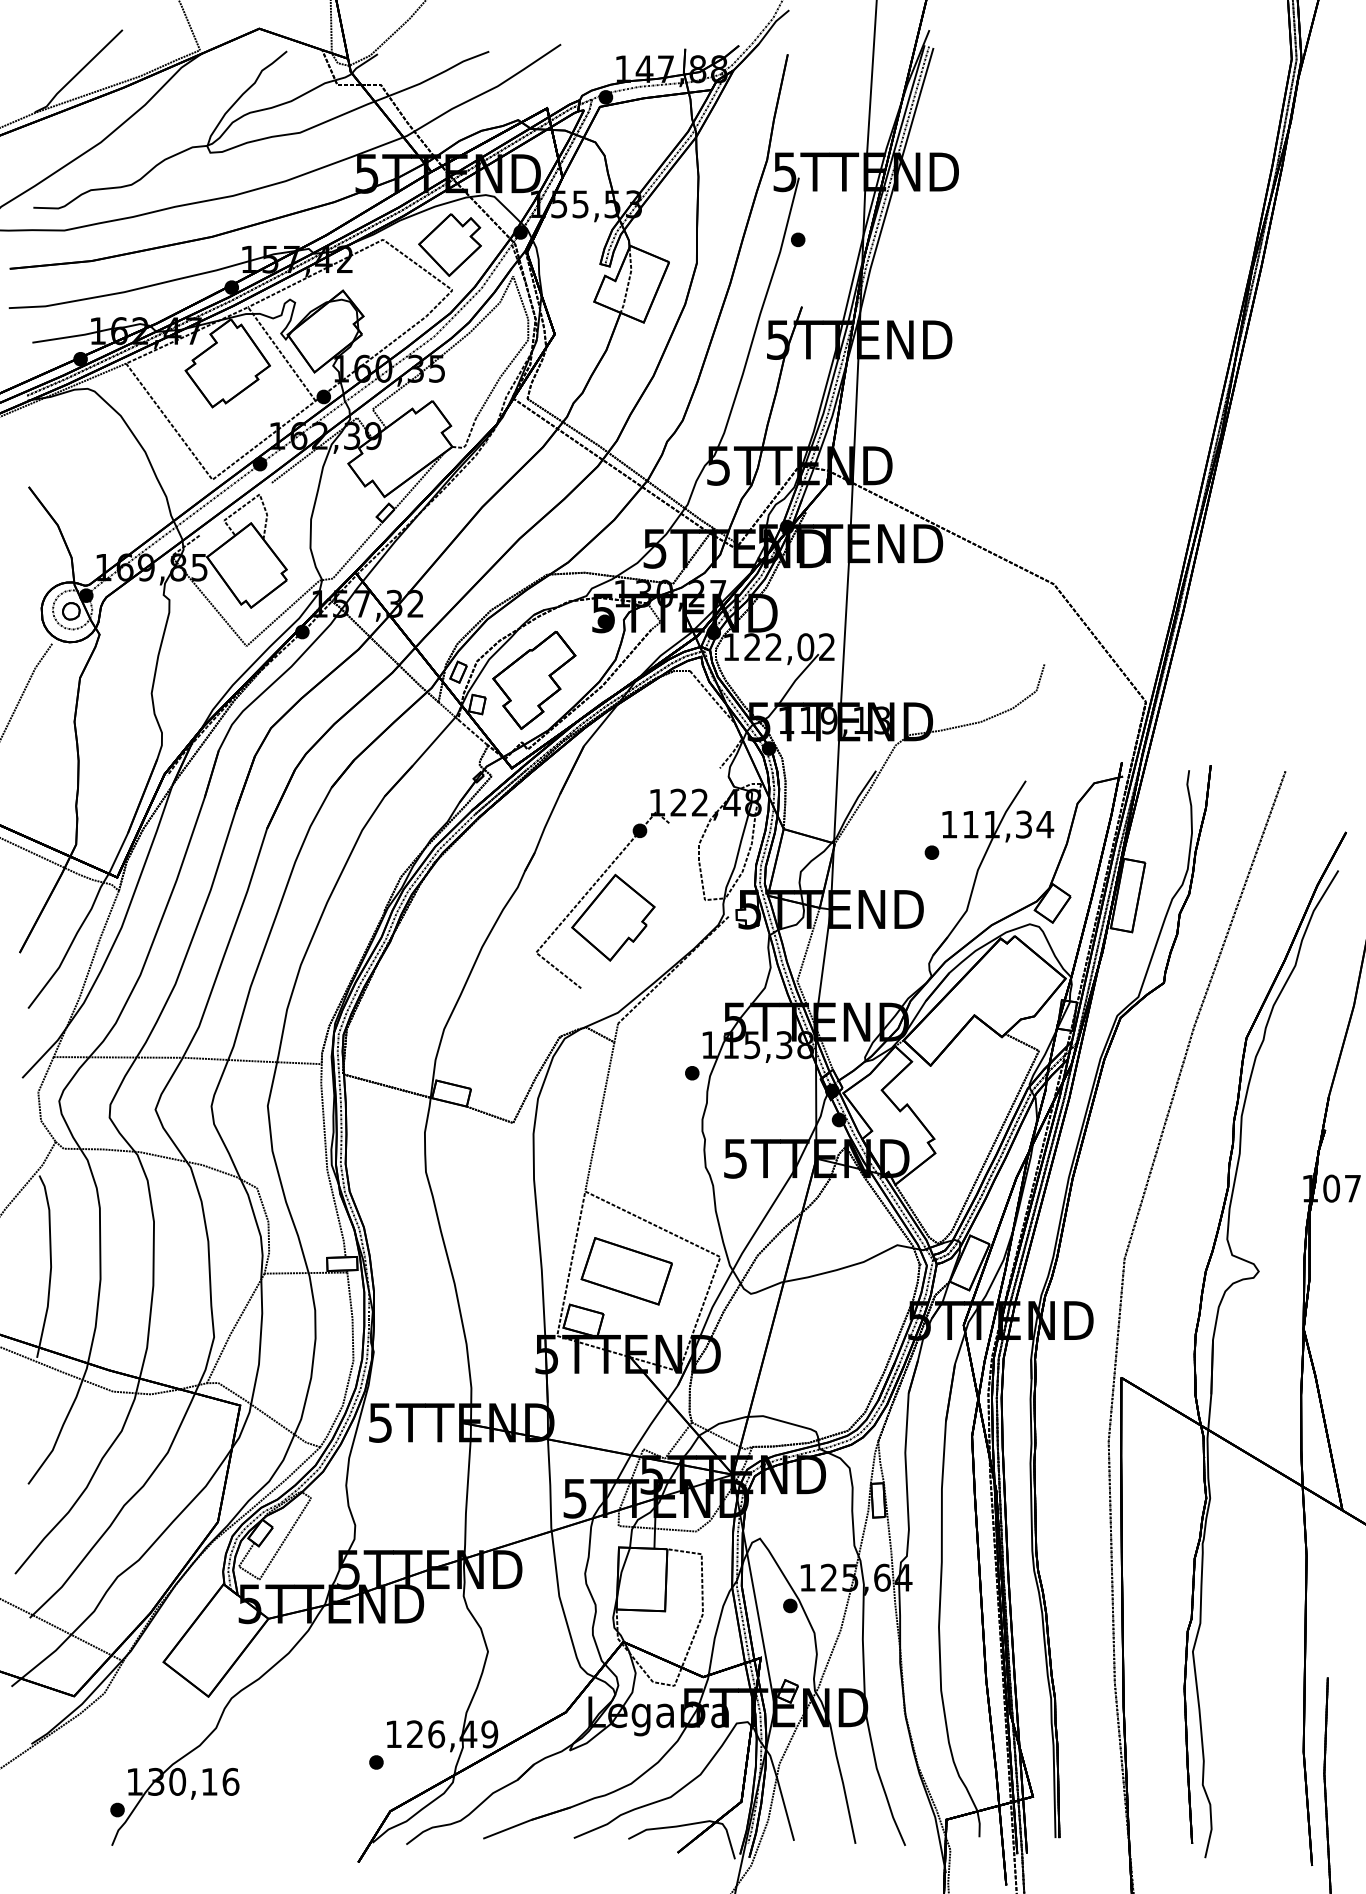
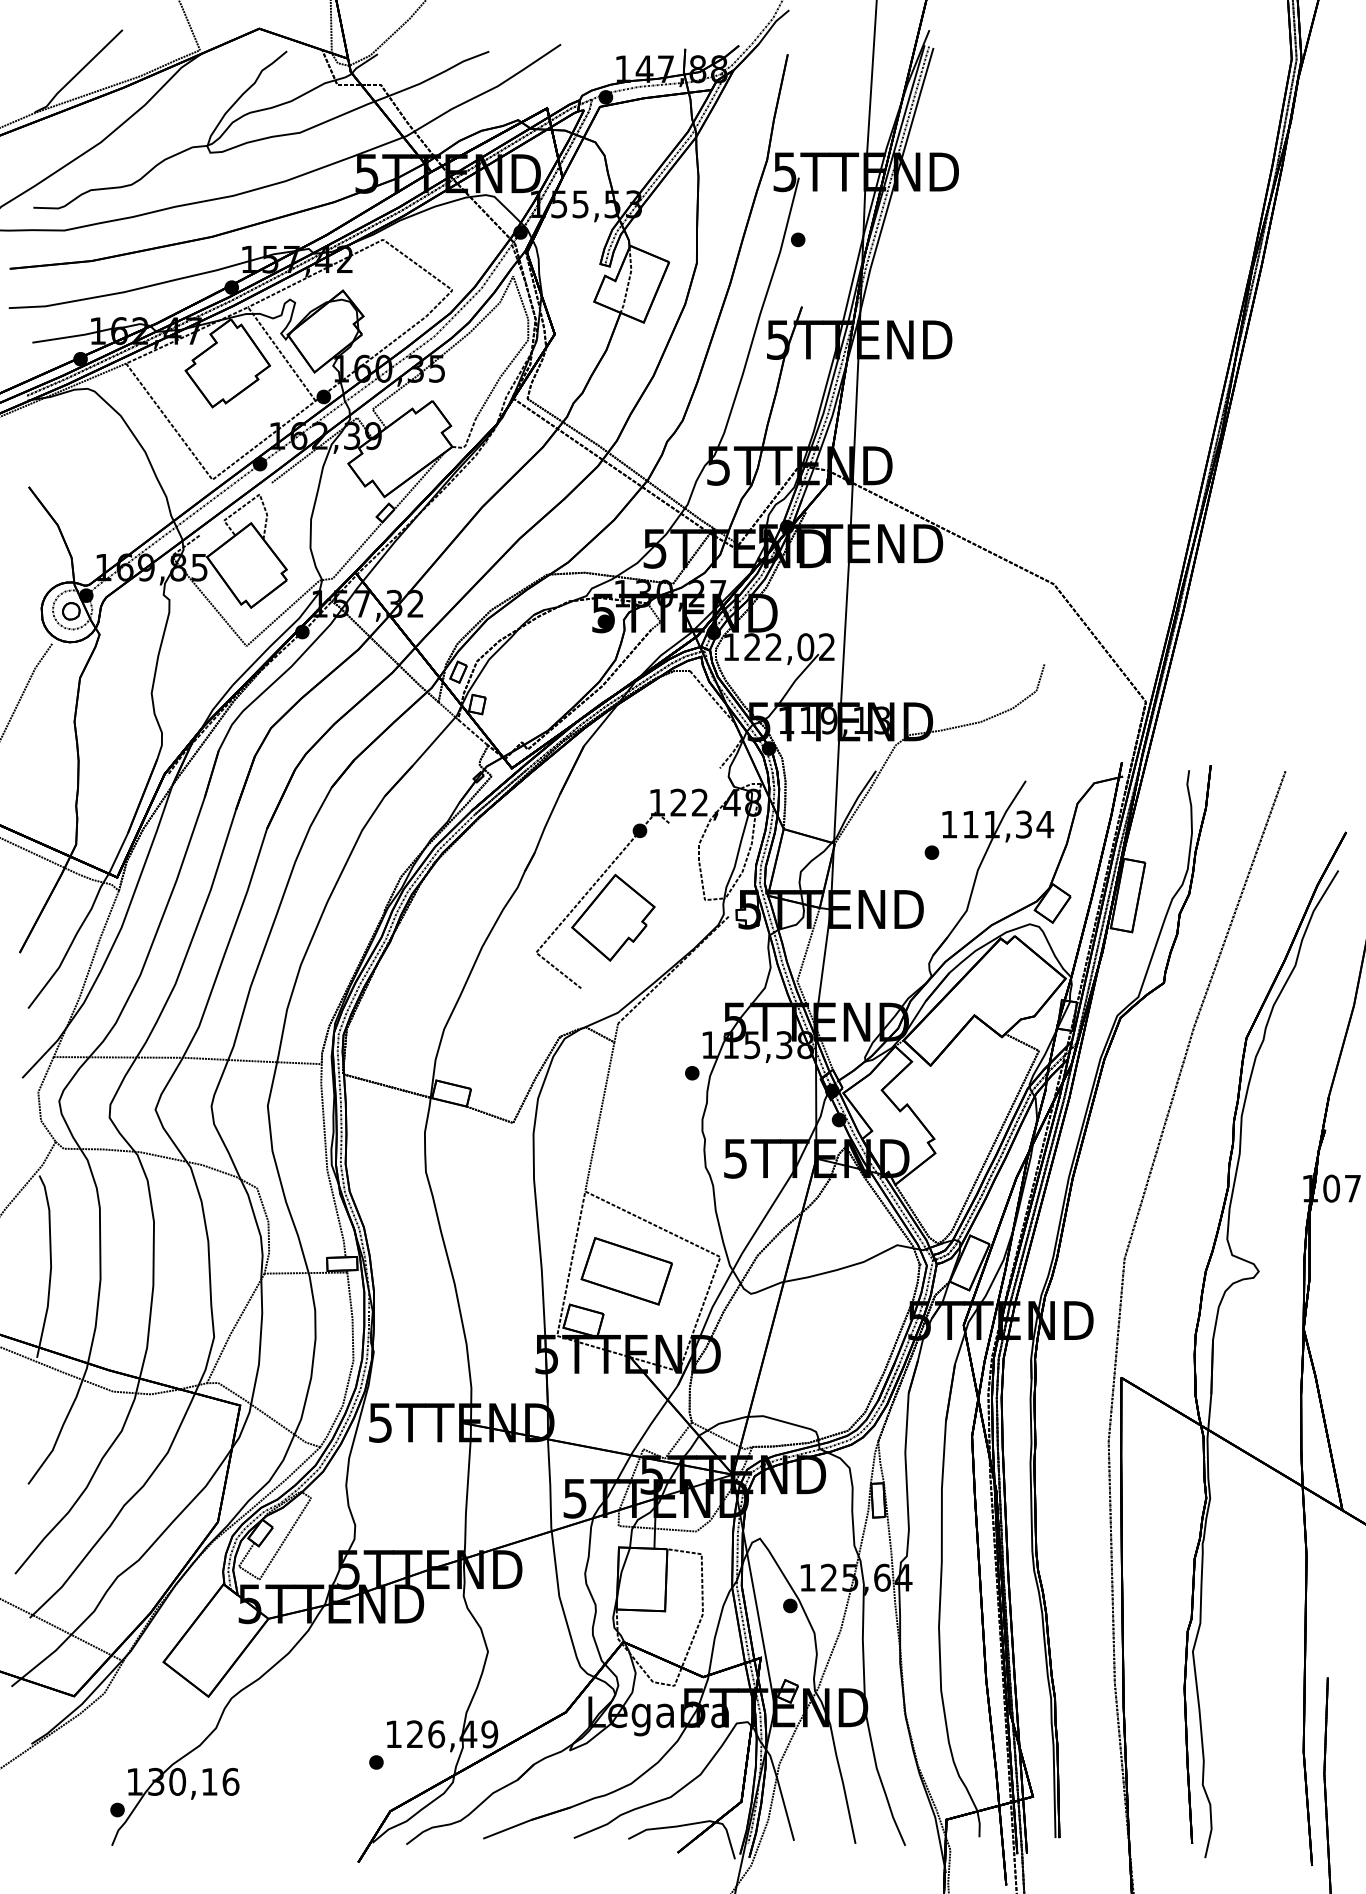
part: present -> none (449, 244)
part: present -> none (534, 679)
